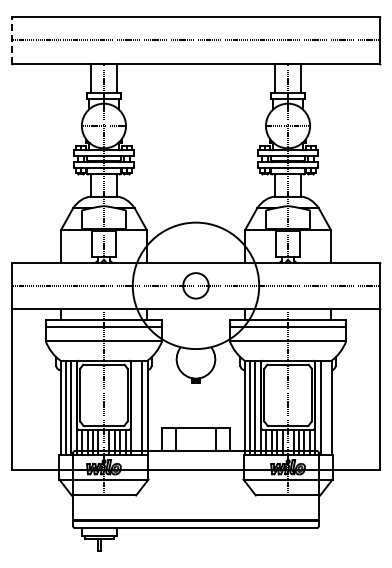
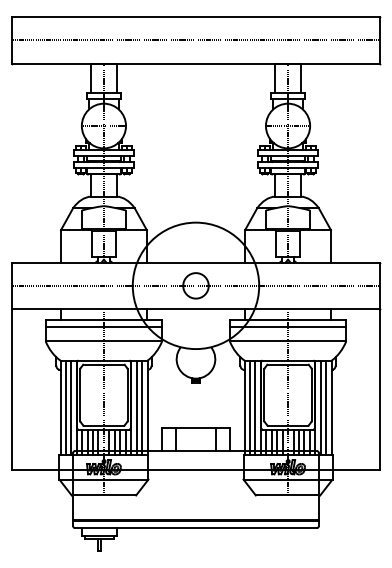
line: dashed -> solid (11, 39)
line: none -> present (136, 407)
line: none -> present (326, 407)
